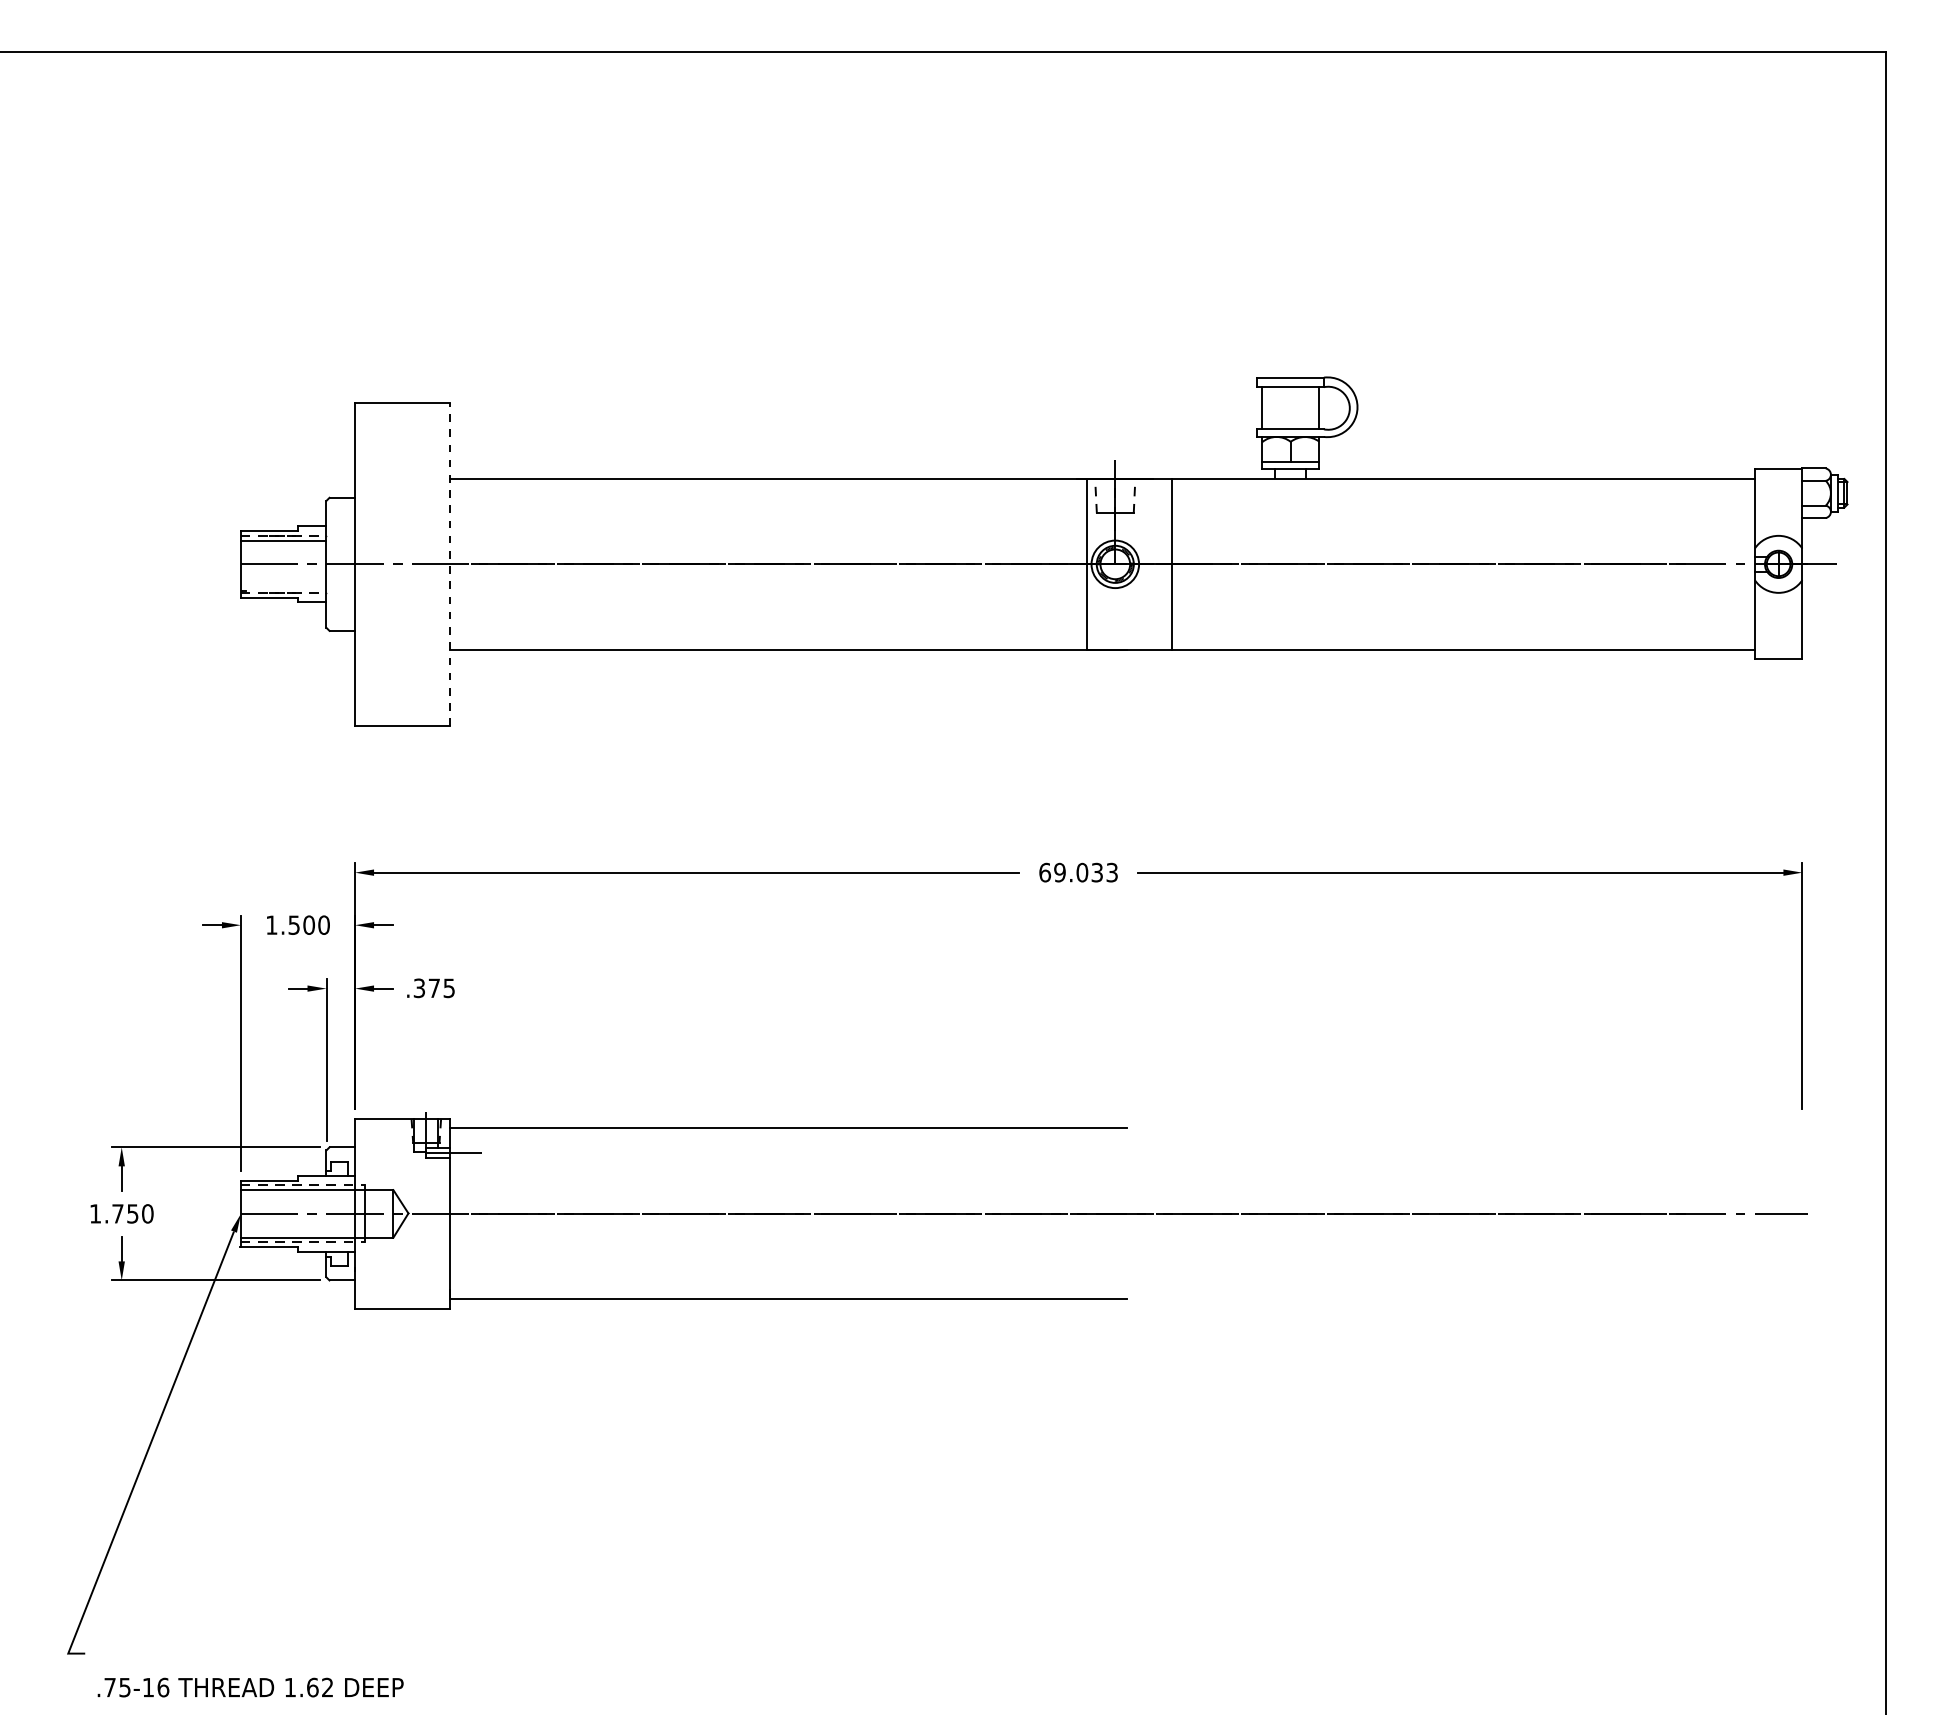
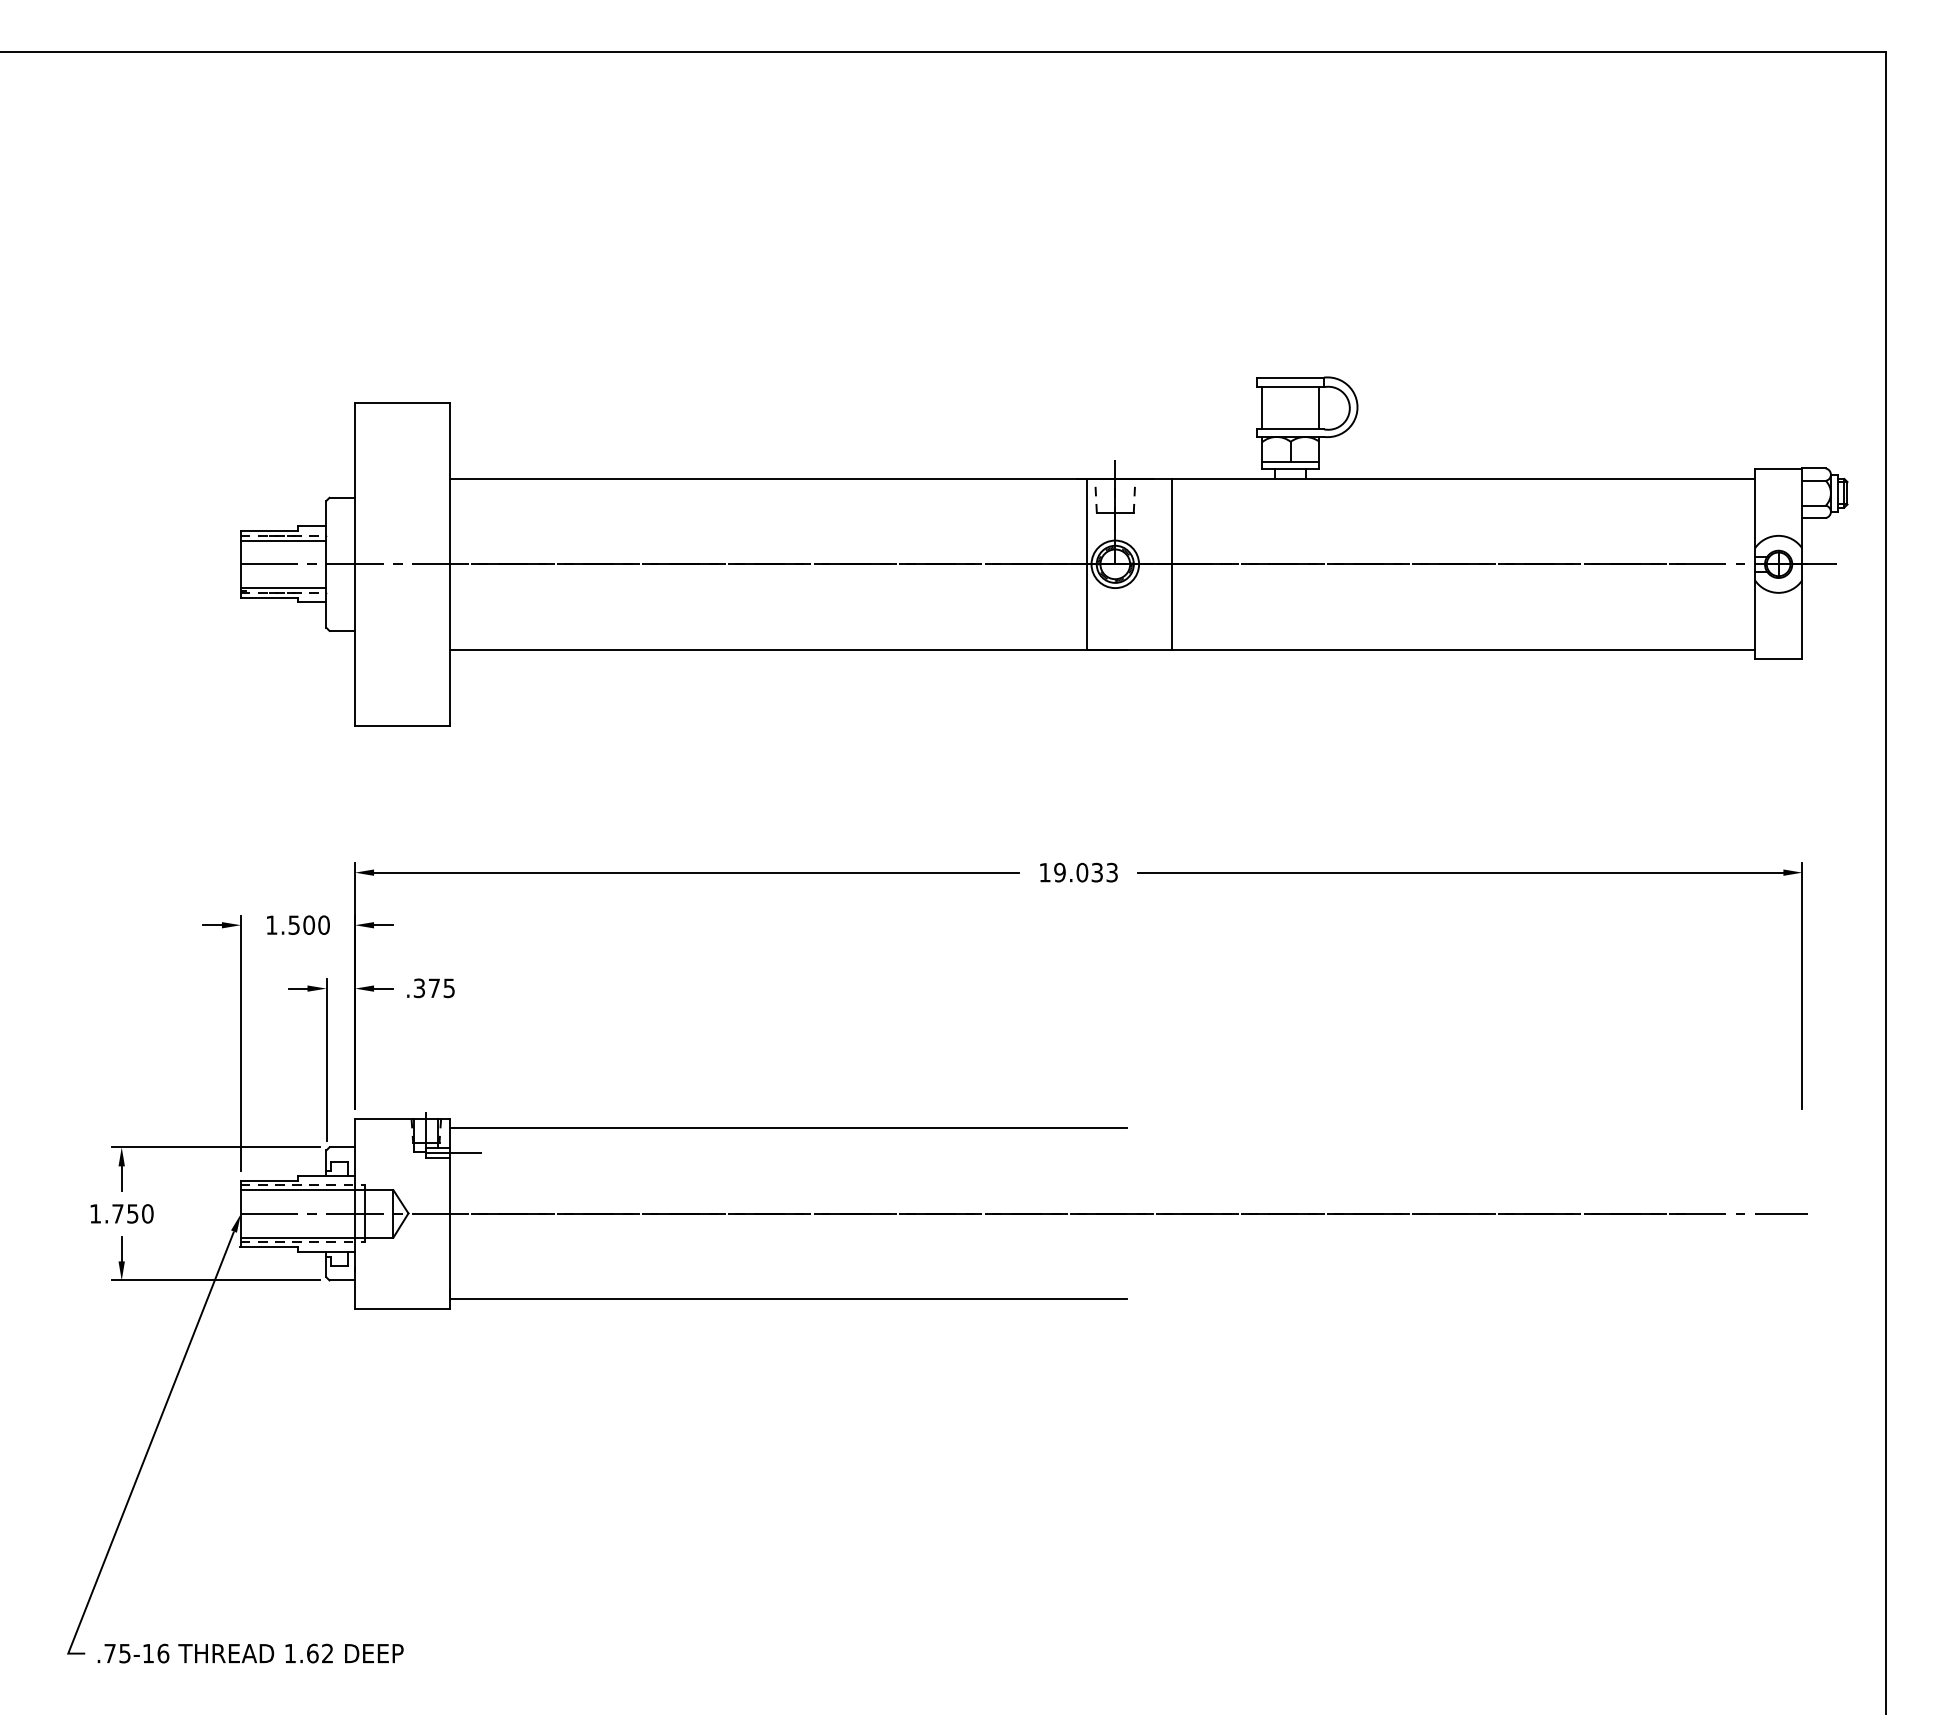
line: dashed -> solid (450, 564)
line: none -> present (283, 588)
text: 69.033 -> 19.033 (1045, 872)
text position: (250, 1687) -> (250, 1653) (250, 1653)
